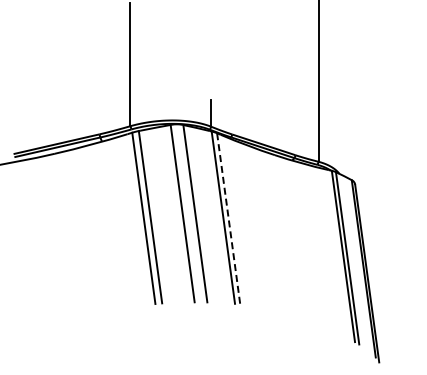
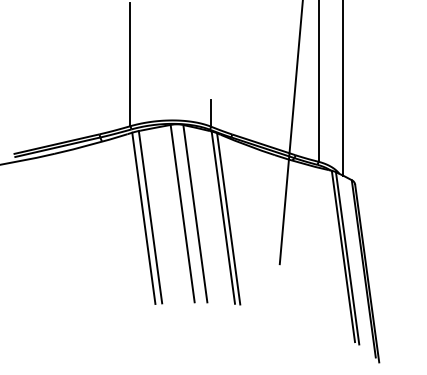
line: none -> present (343, 88)
line: none -> present (290, 133)
line: dashed -> solid (228, 219)
